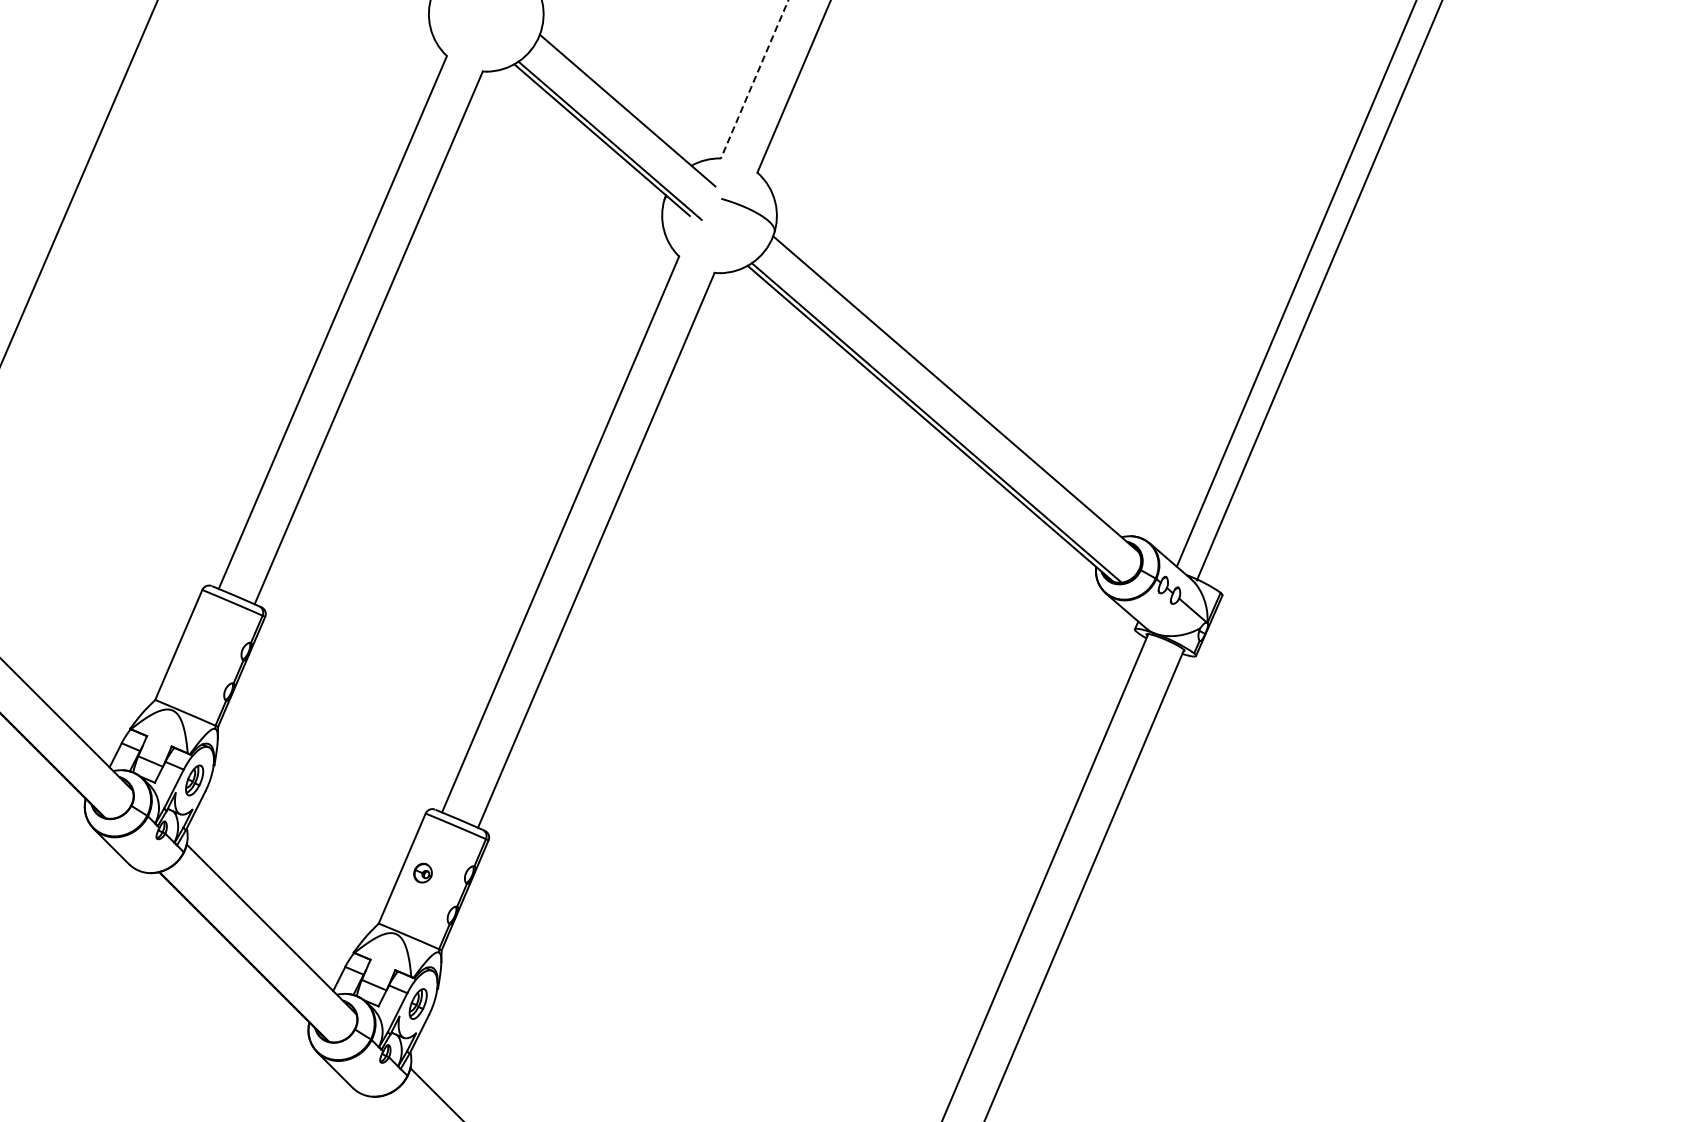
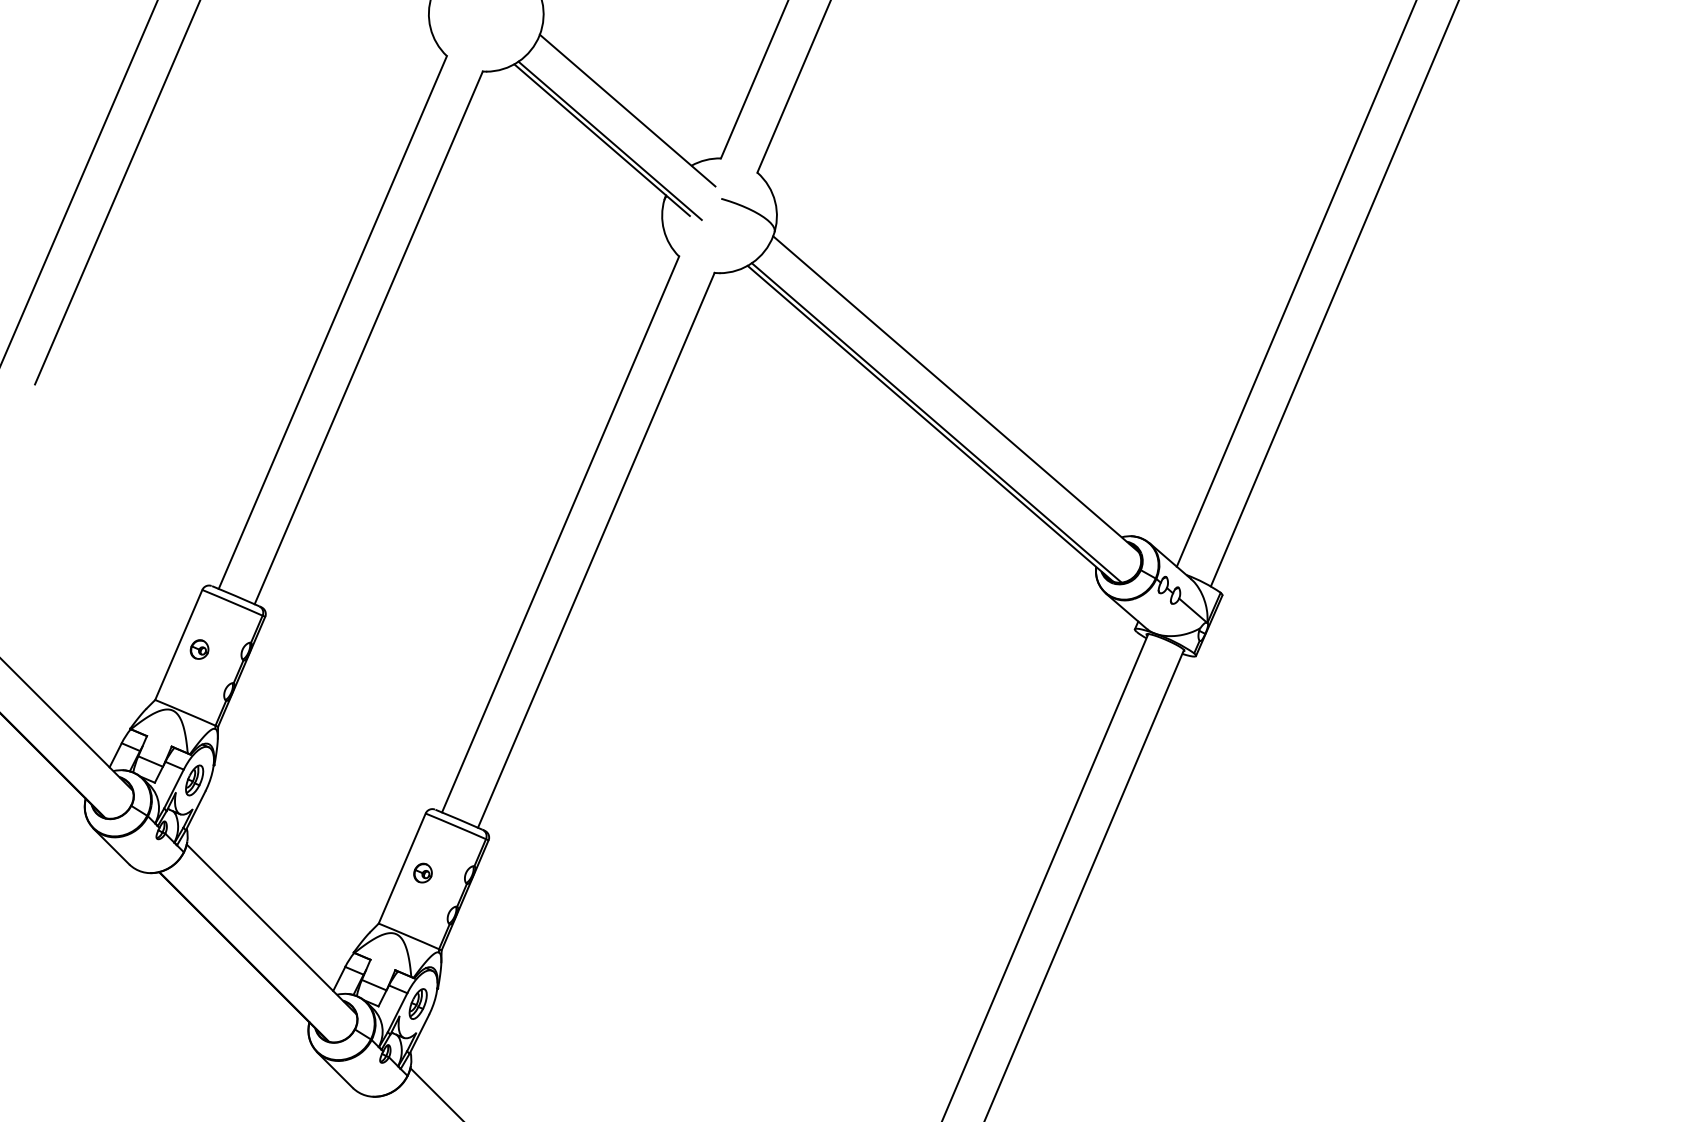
line: dashed -> solid (754, 79)
line: none -> present (117, 193)
line position: (1318, 291) -> (1334, 294) (1334, 294)
part: none -> present (199, 649)
